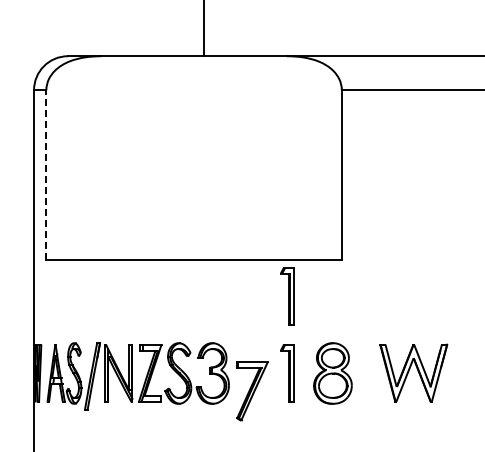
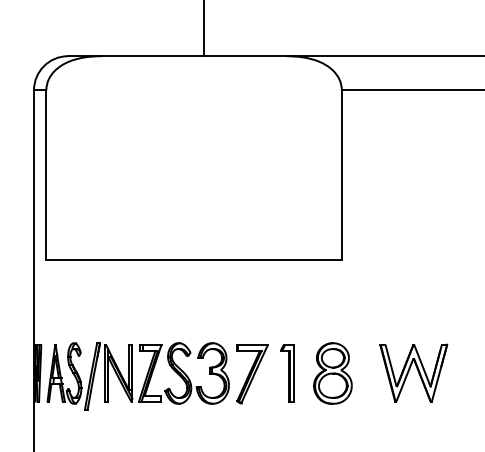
line: dashed -> solid (46, 175)
part: present -> none (287, 296)
part position: (252, 391) -> (252, 374) (252, 374)
